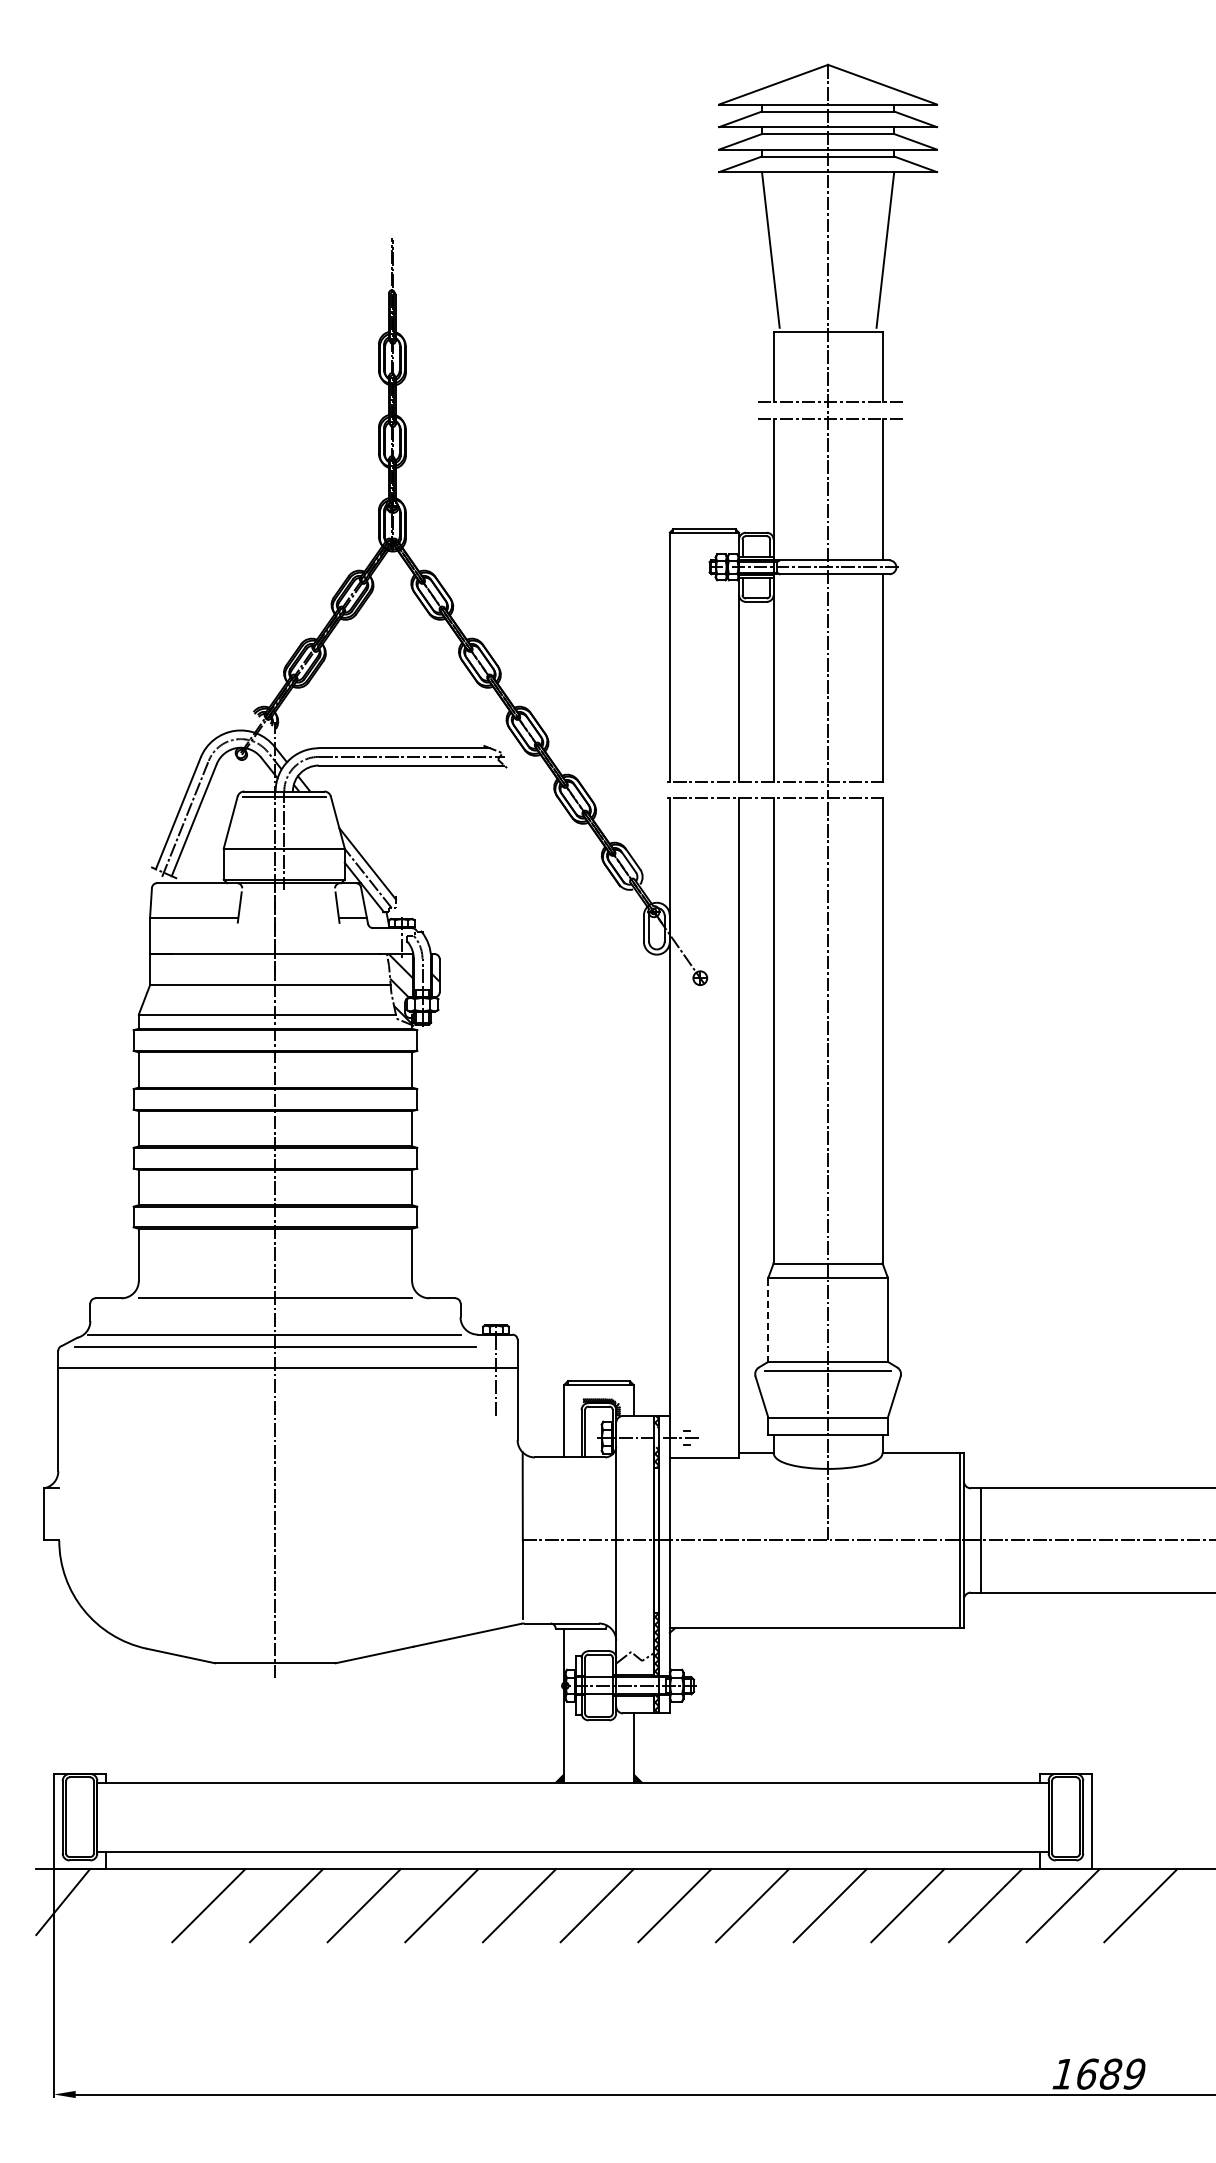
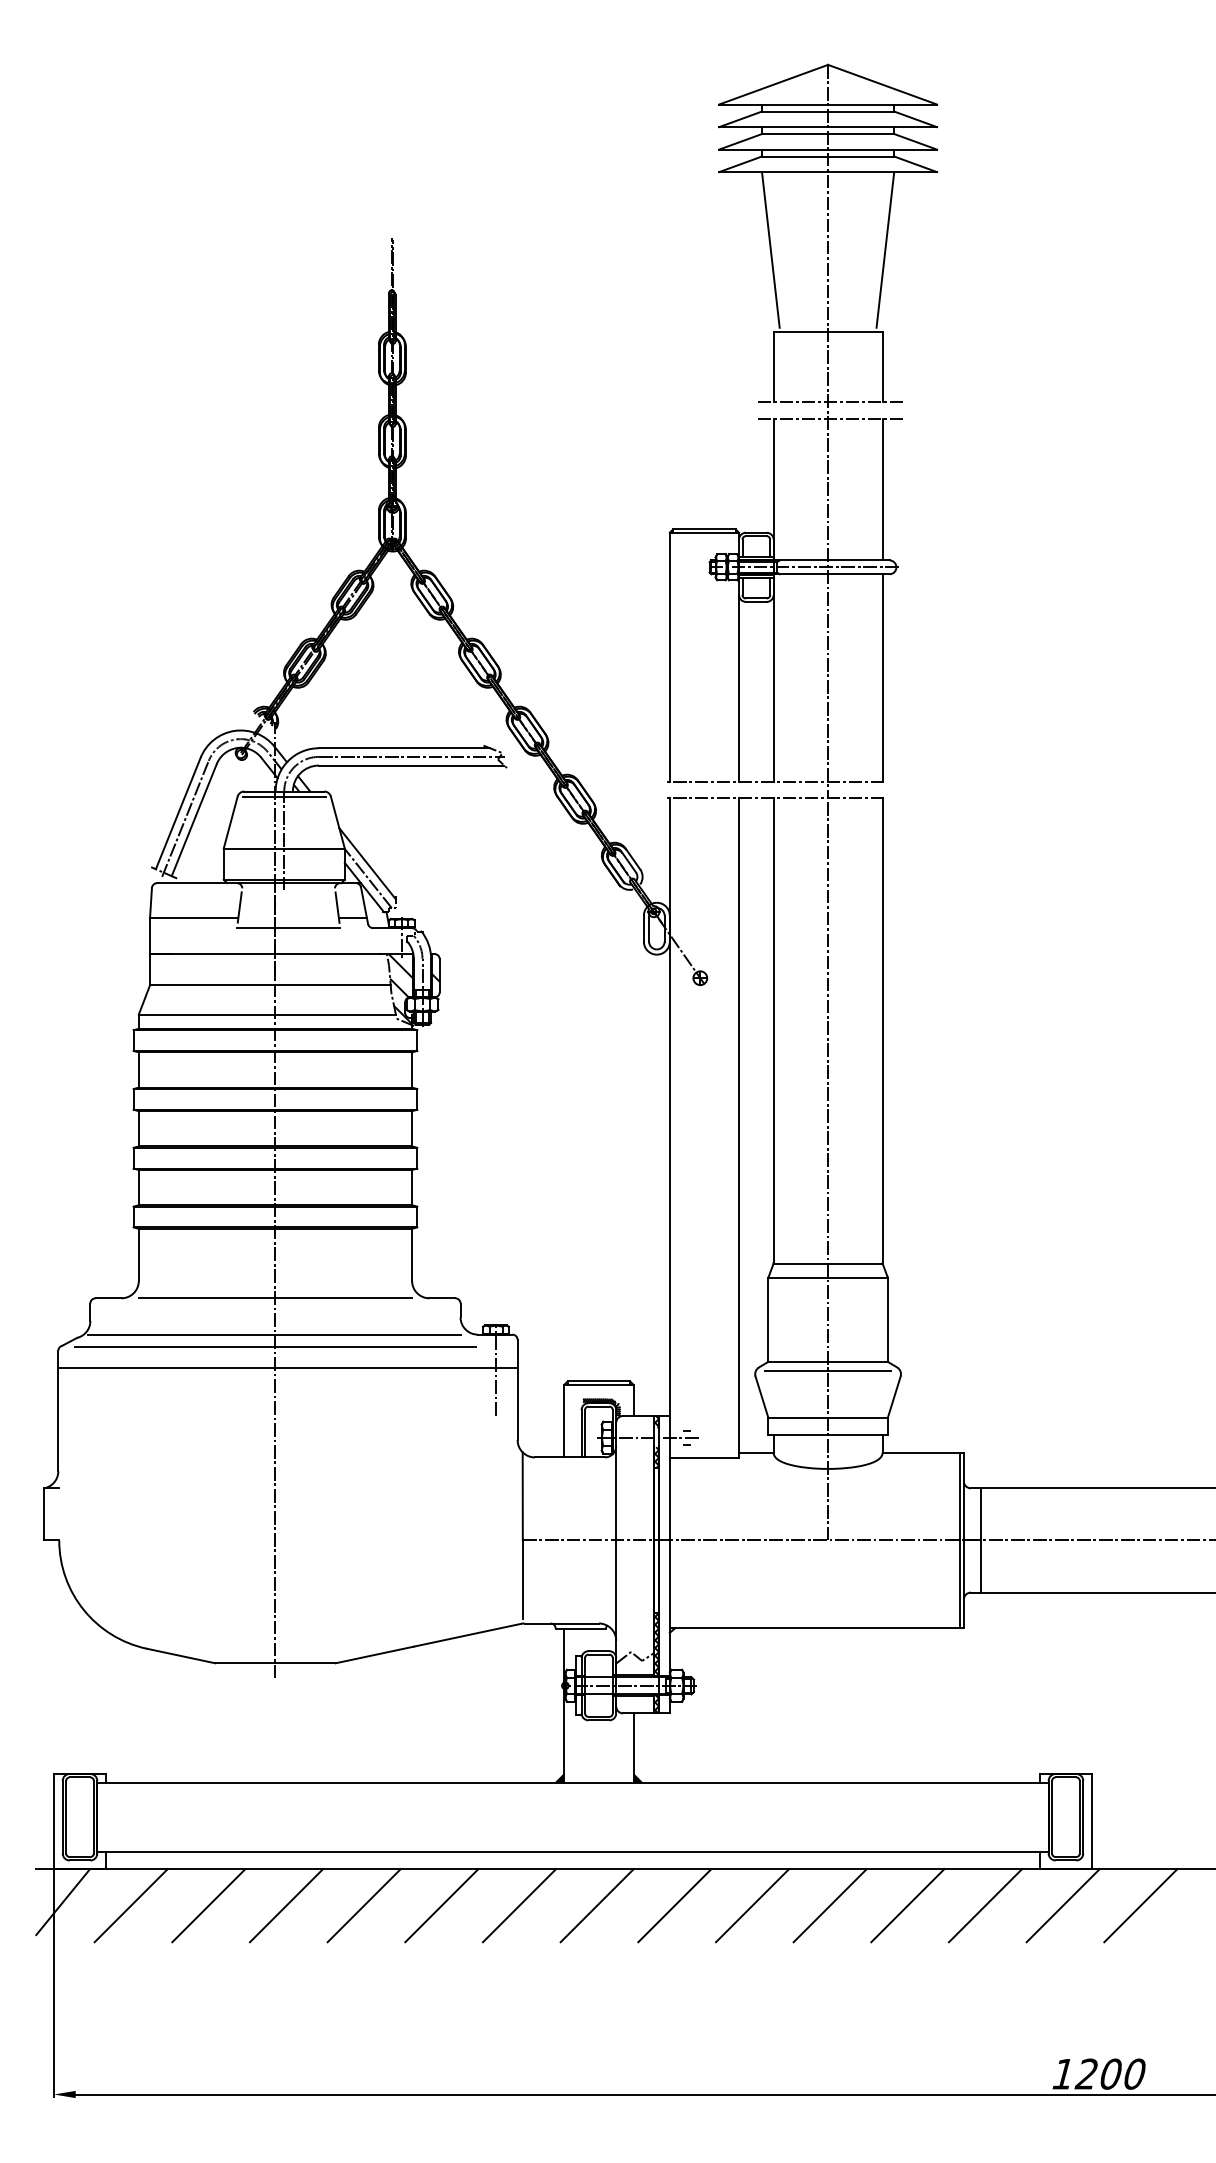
line: none -> present (288, 928)
line: dashed -> solid (768, 1320)
line: none -> present (130, 1905)
text: 1689 -> 1200 (1109, 2073)
